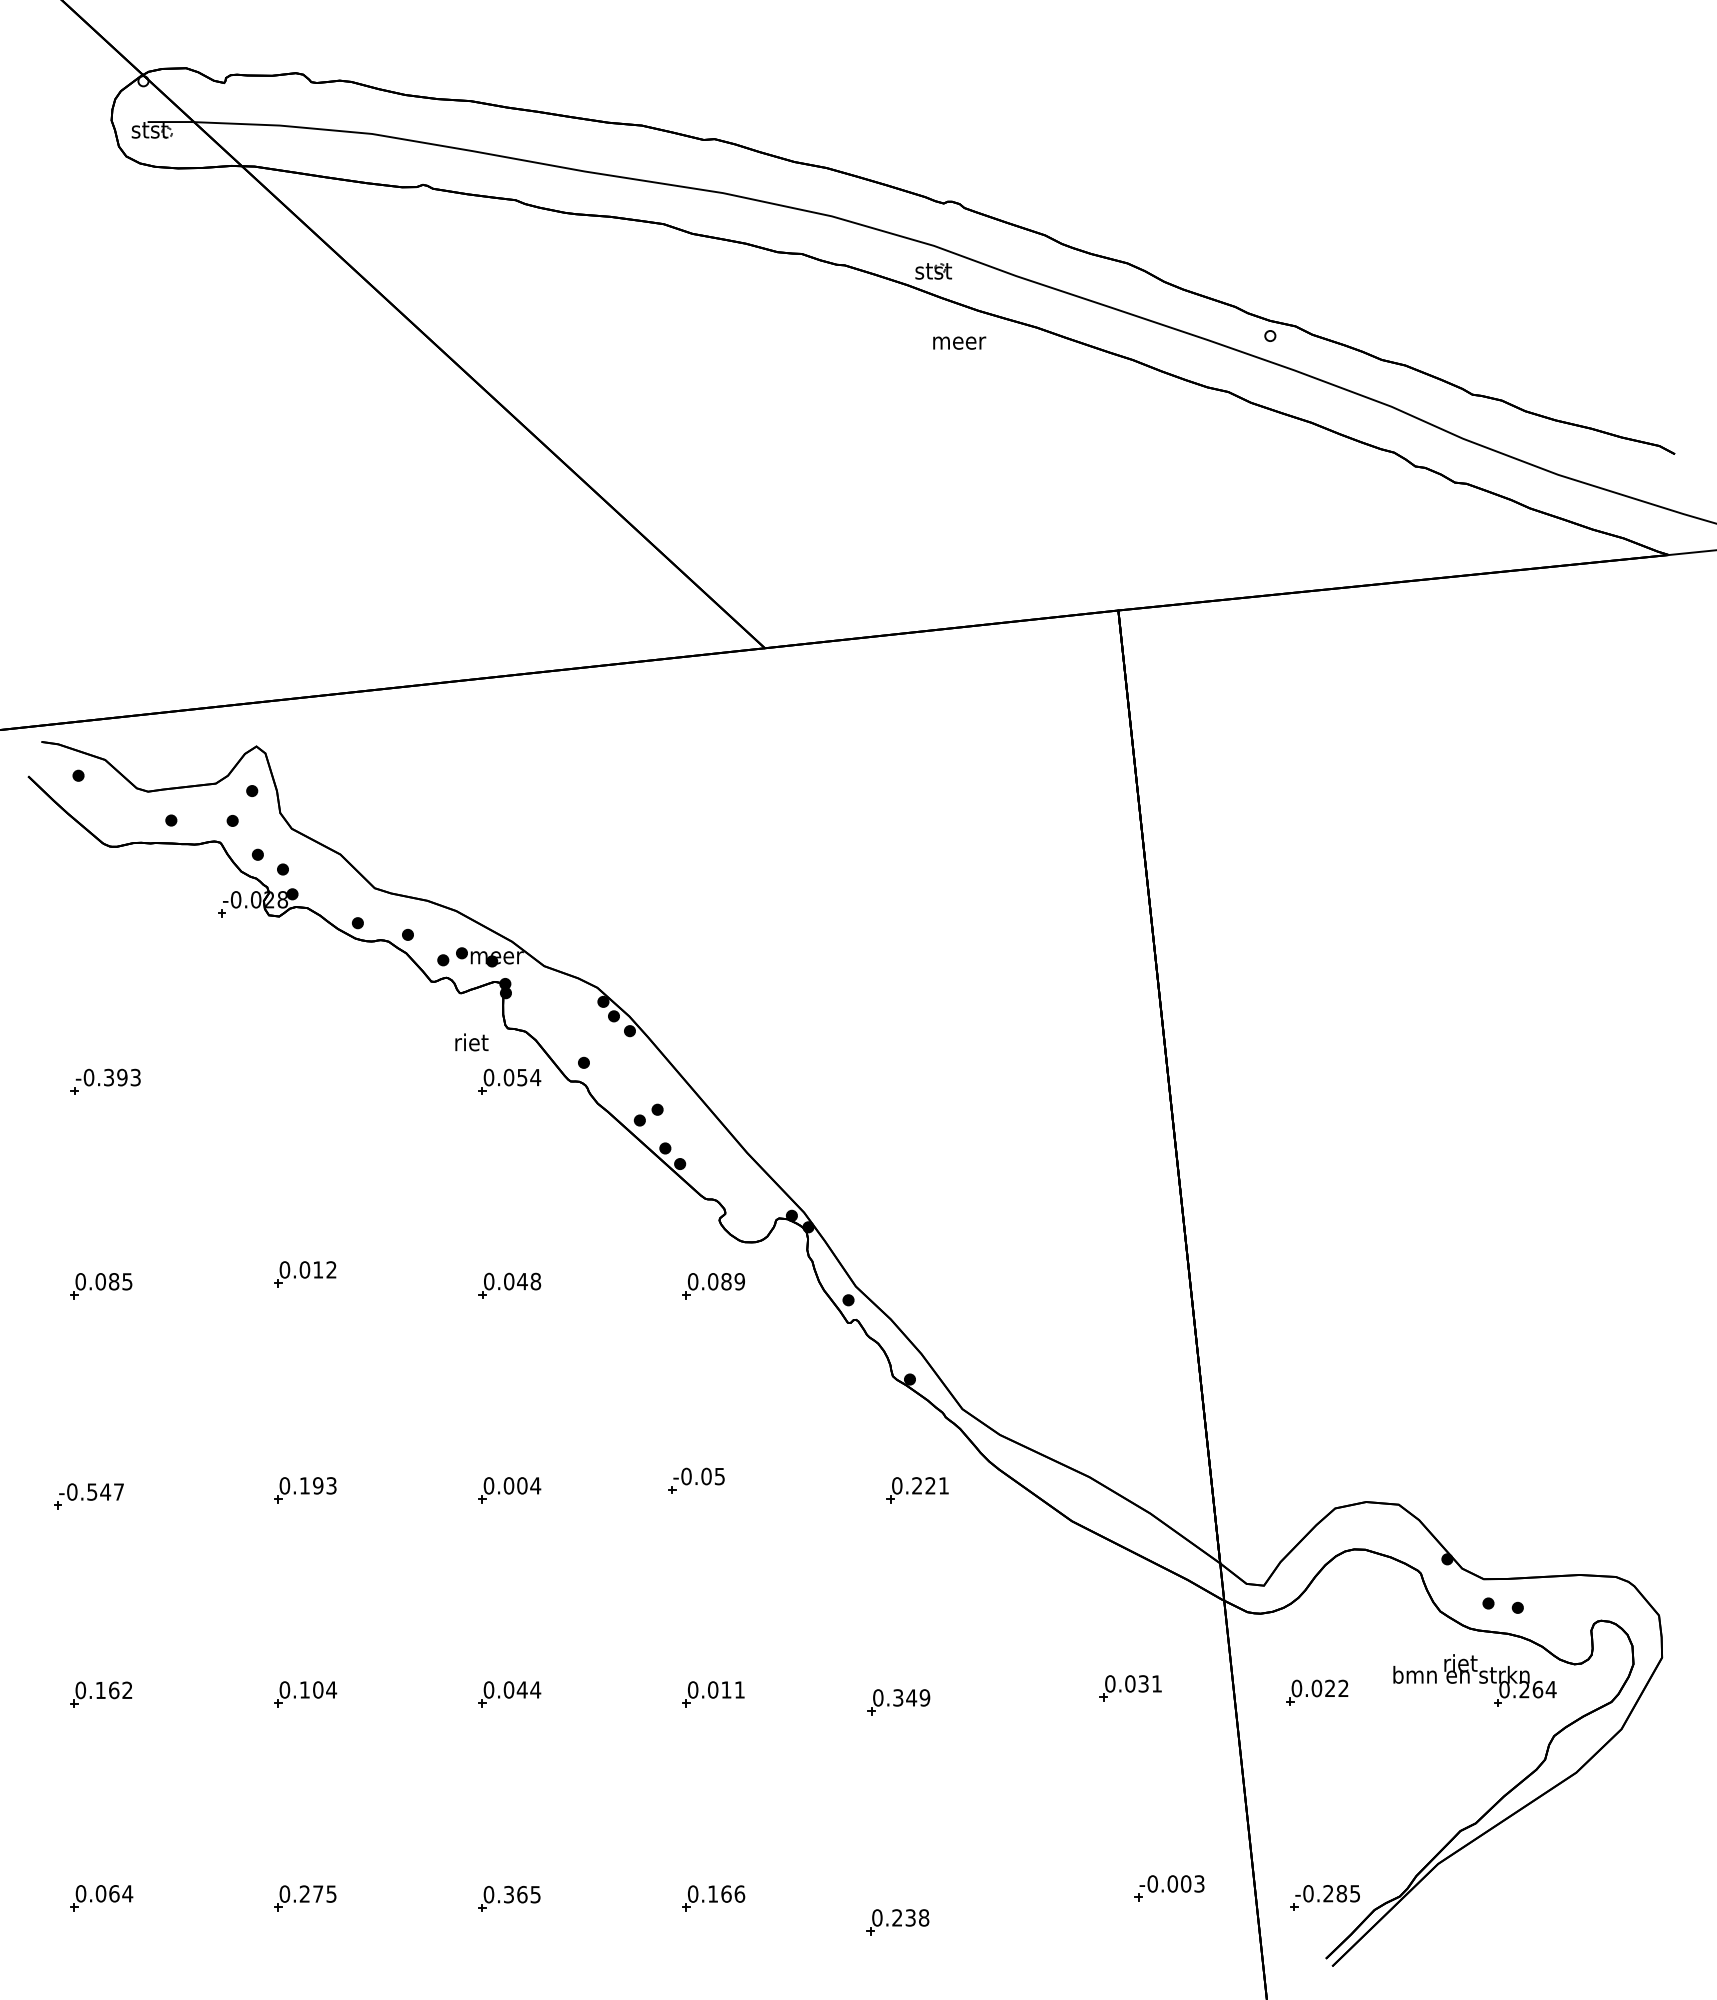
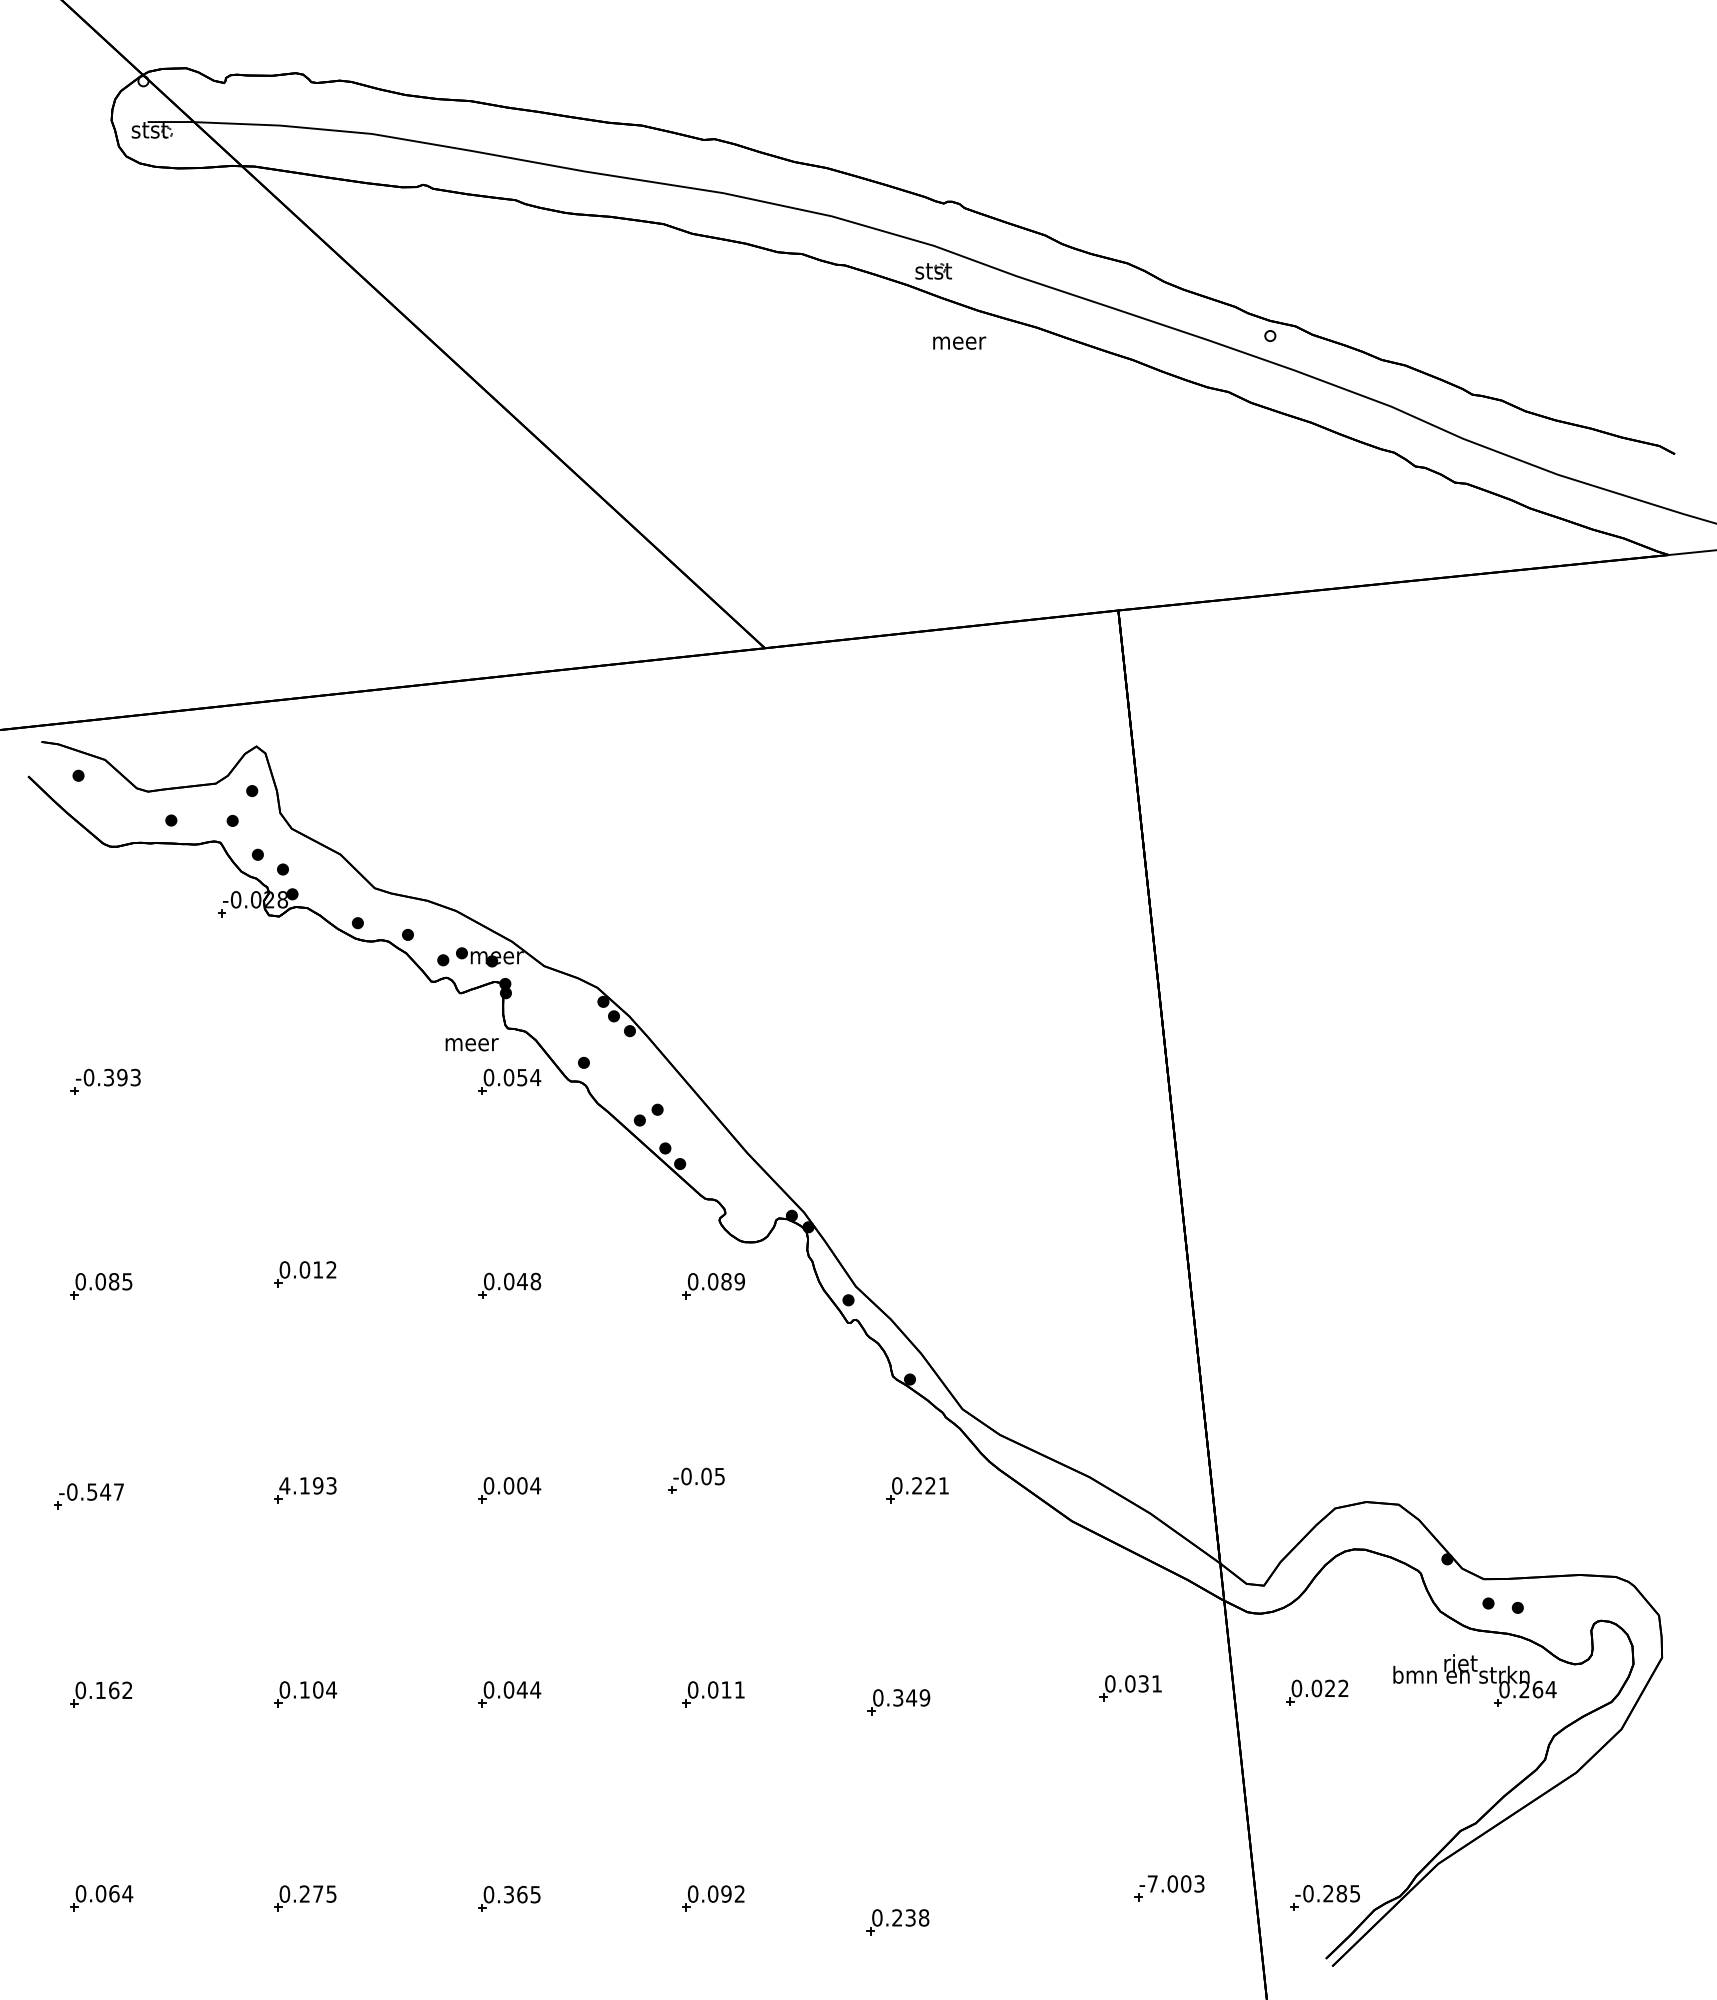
text: riet -> meer (471, 1042)
text: 0.193 -> 4.193 (284, 1485)
text: -0.003 -> -7.003 (1152, 1883)
text: 0.166 -> 0.092 (726, 1893)
